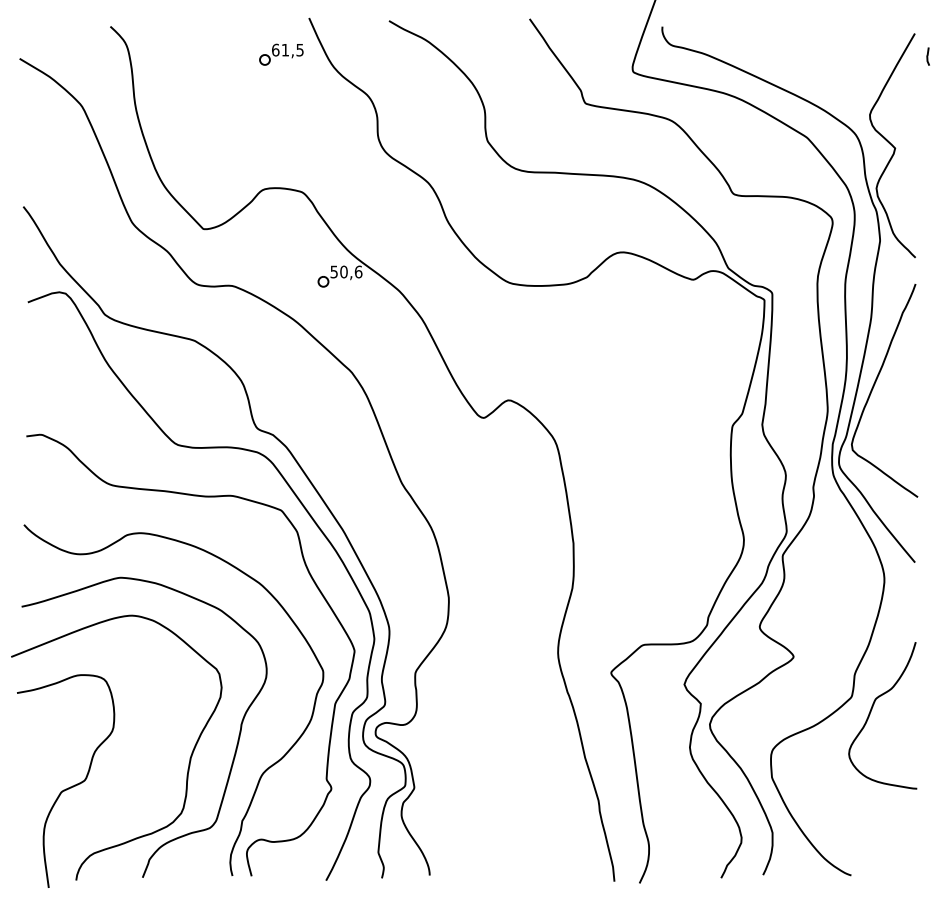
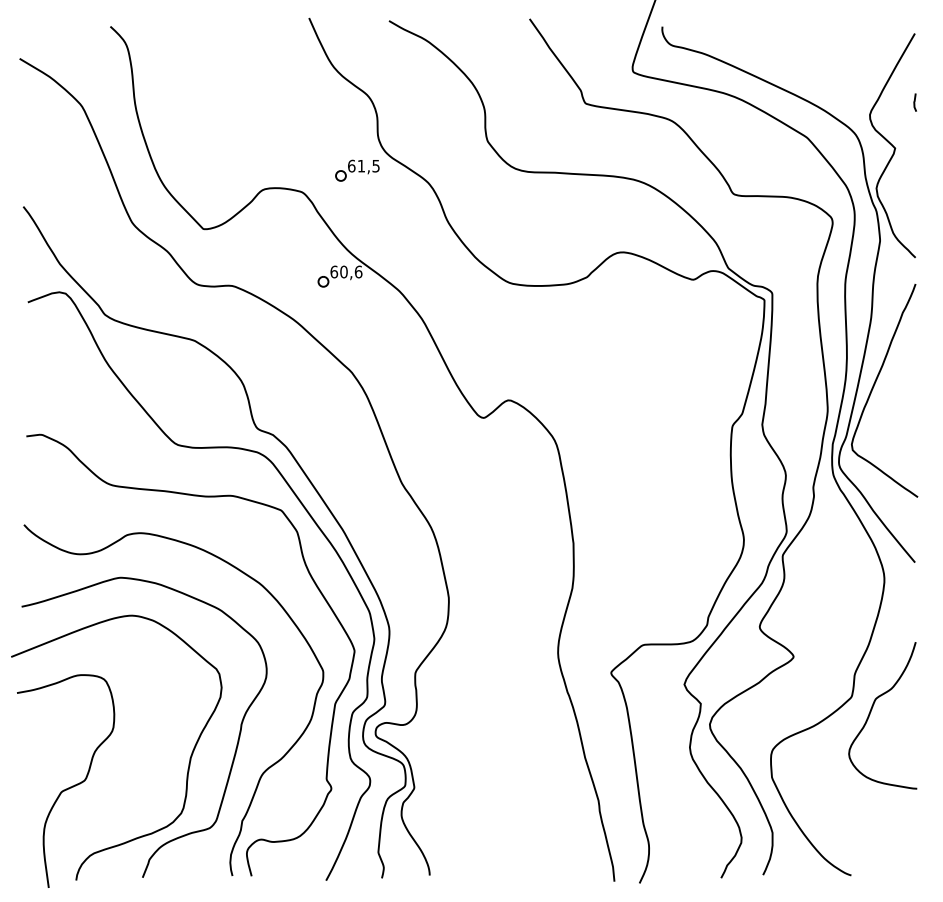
part position: (281, 54) -> (357, 170) (357, 170)
line position: (927, 56) -> (914, 102) (914, 102)
text: 50,6 -> 60,6 (334, 271)
